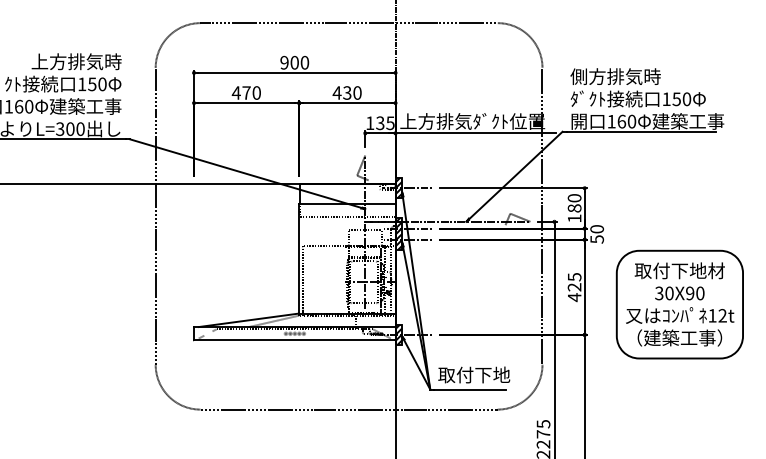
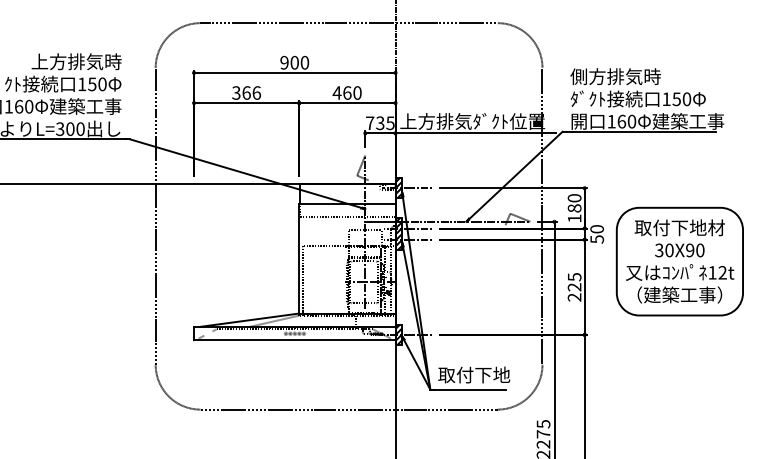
text: 470 -> 366 (246, 92)
text: 430 -> 460 (347, 92)
text: 135 -> 735 (370, 122)
text: 425 -> 225 (574, 297)
part position: (679, 304) -> (679, 261) (679, 261)
